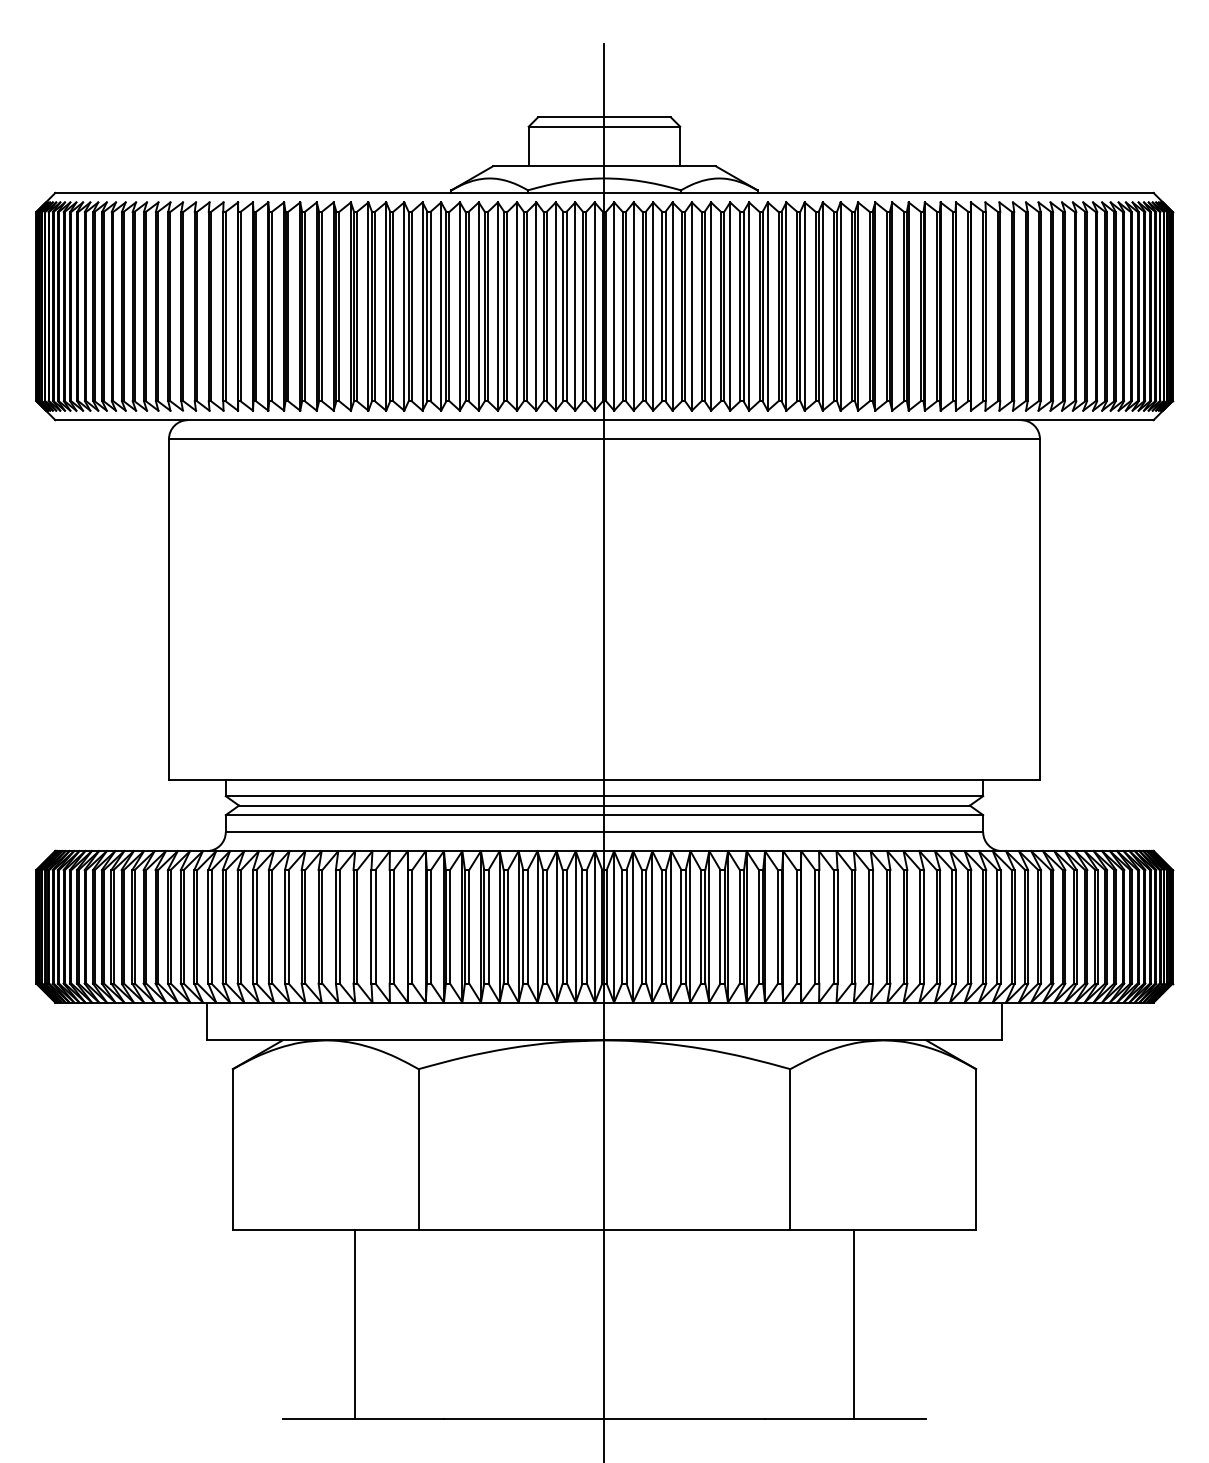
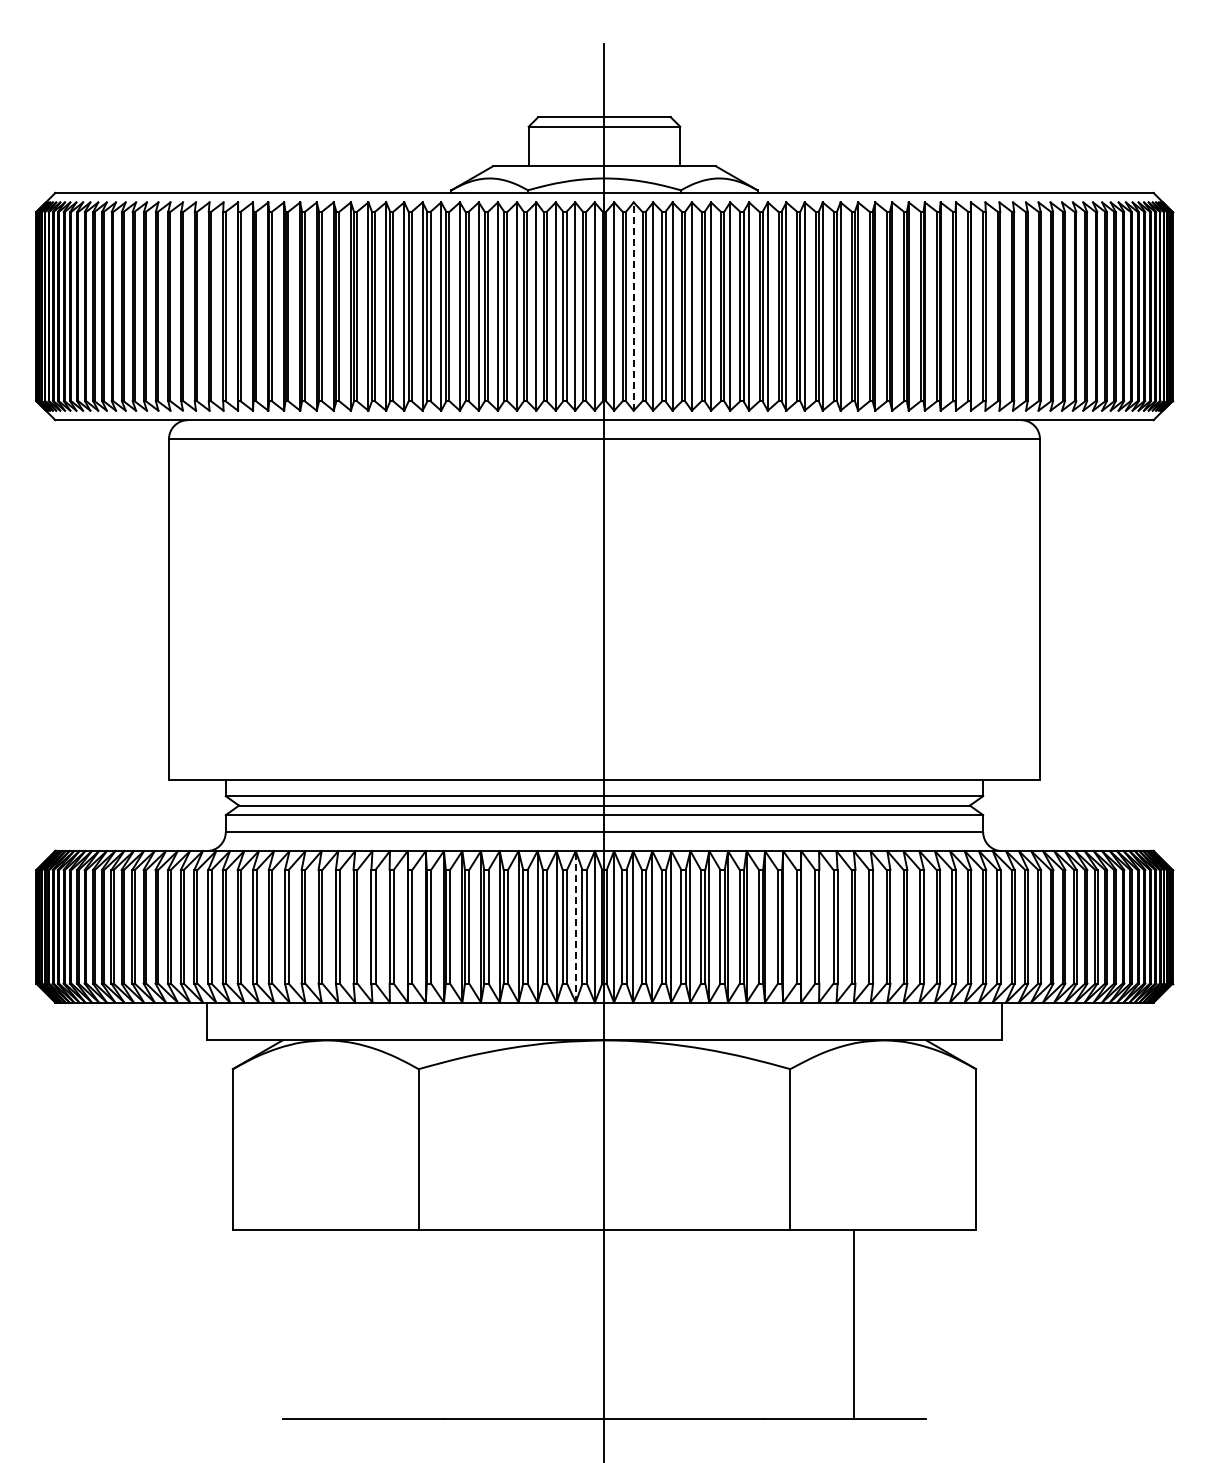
line: solid -> dashed (633, 306)
line: solid -> dashed (575, 926)
line: present -> none (355, 1324)
